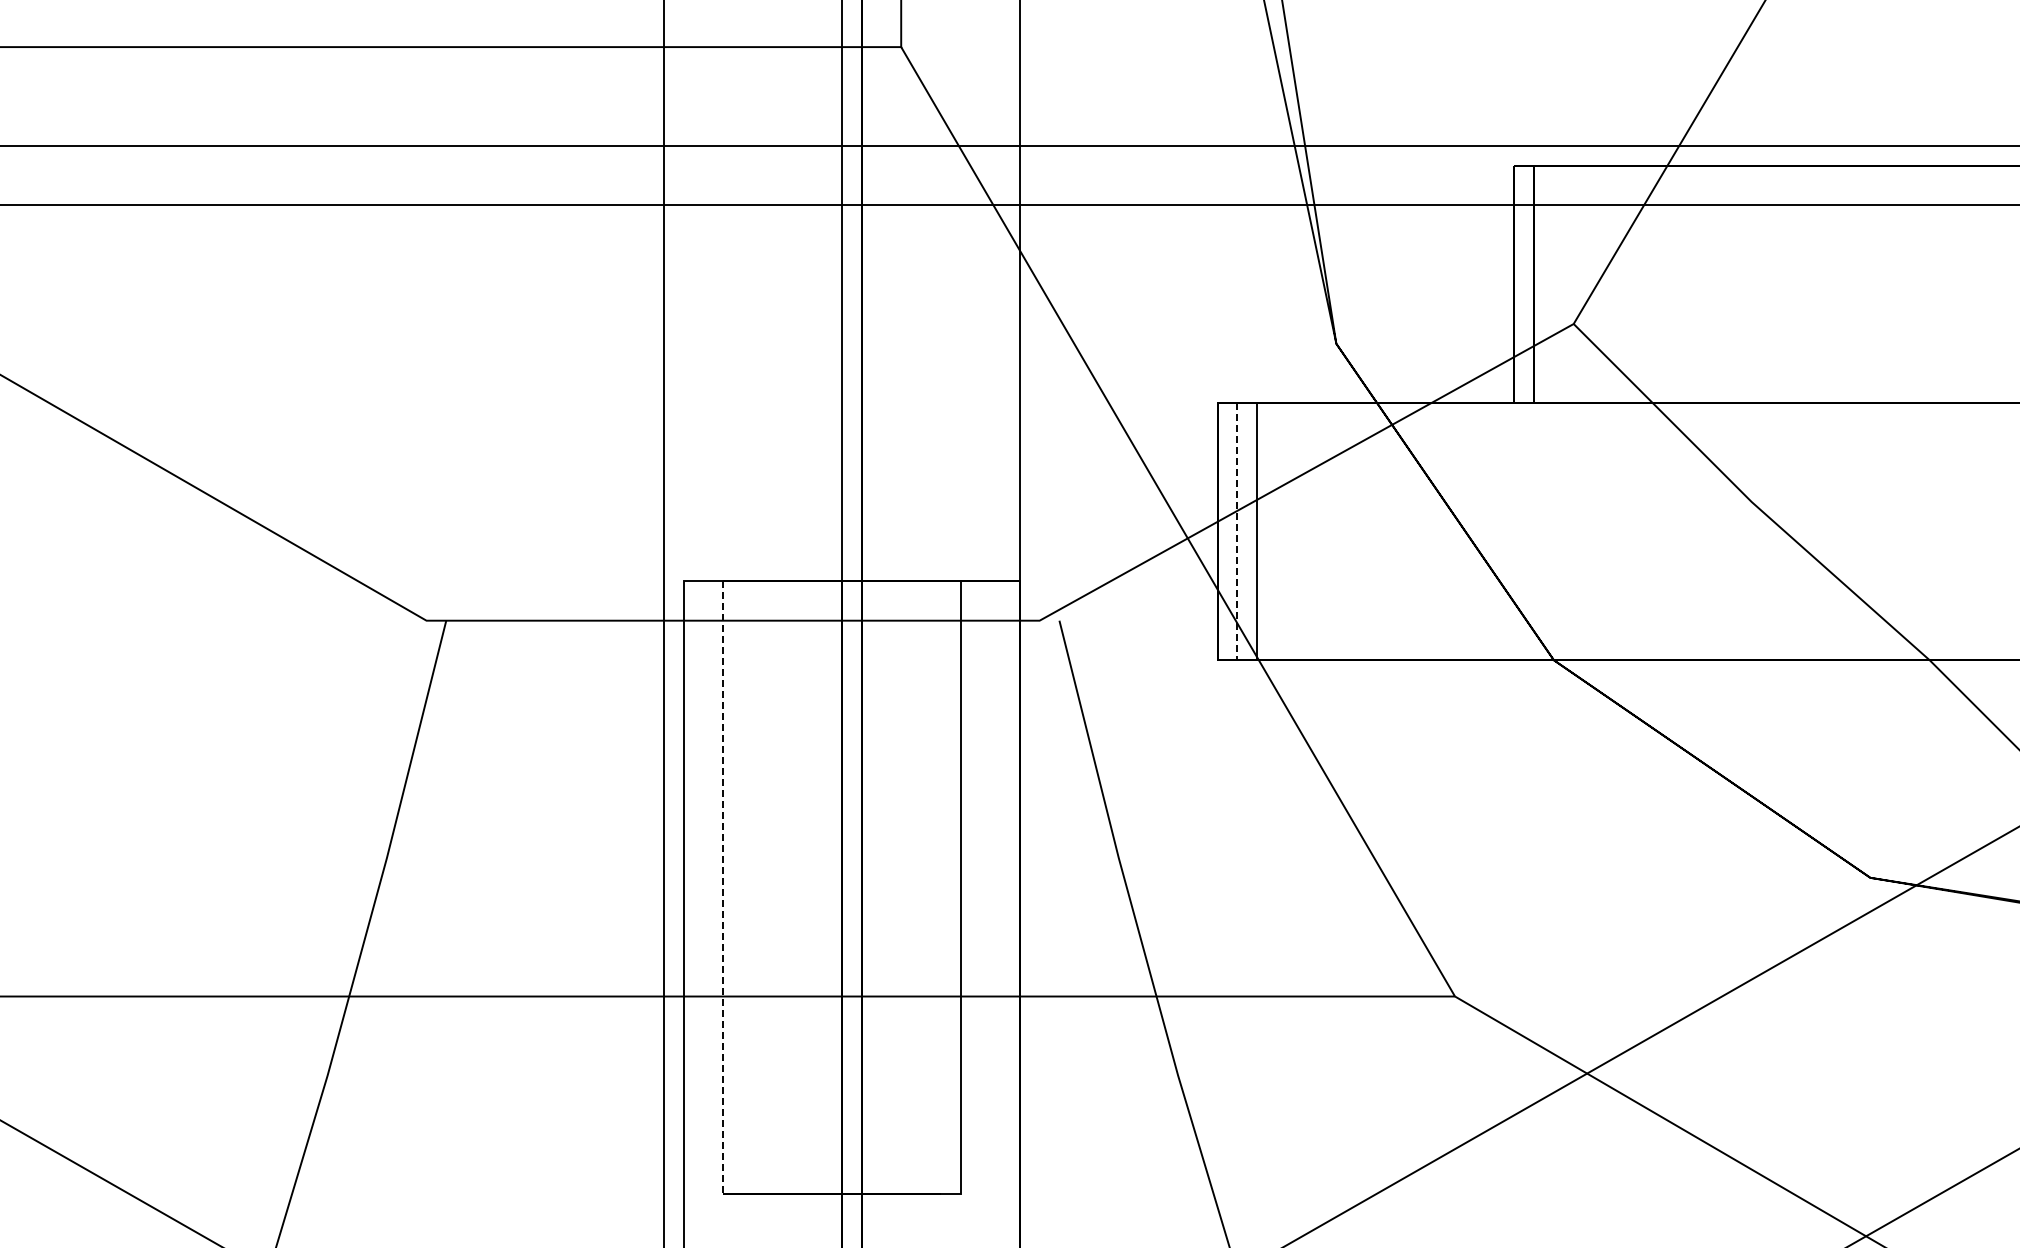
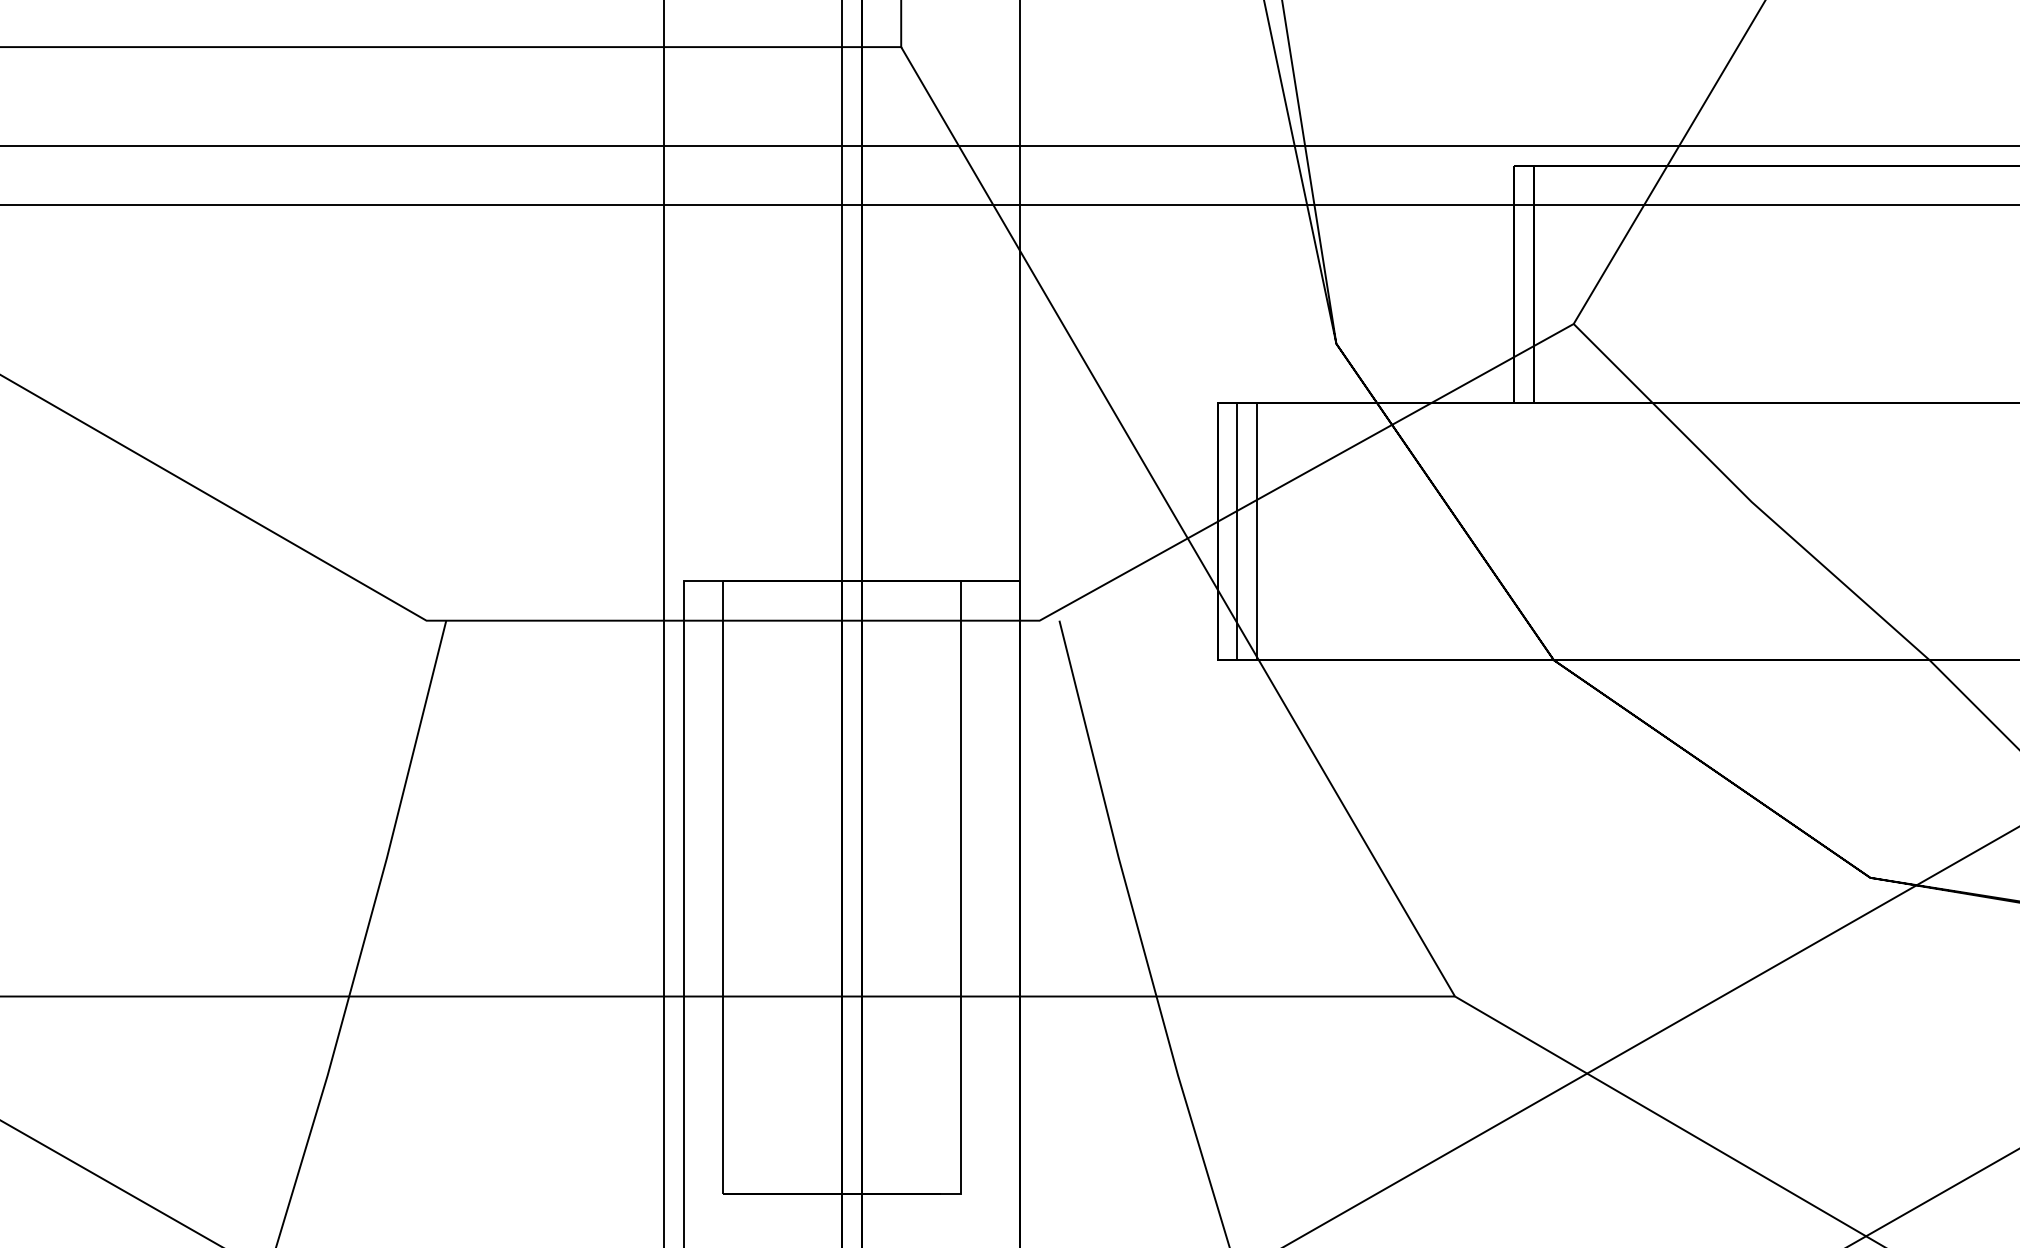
line: dashed -> solid (1237, 531)
line: dashed -> solid (723, 887)
